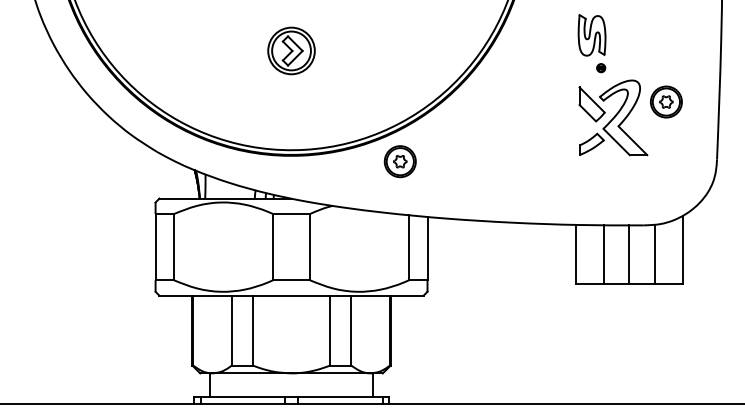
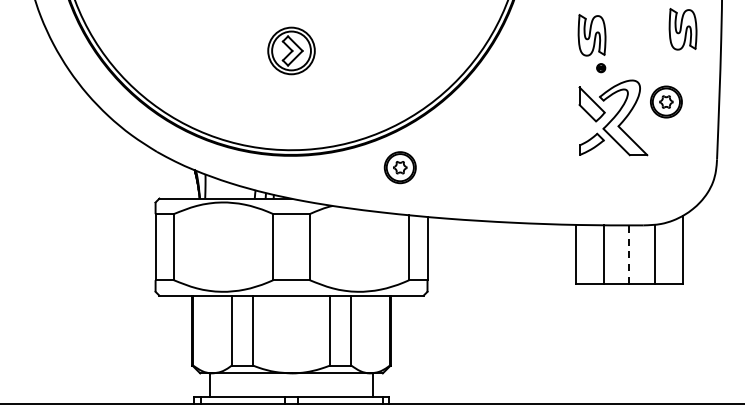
part: none -> present (682, 29)
part position: (399, 161) -> (399, 167) (399, 167)
line: solid -> dashed (629, 254)
